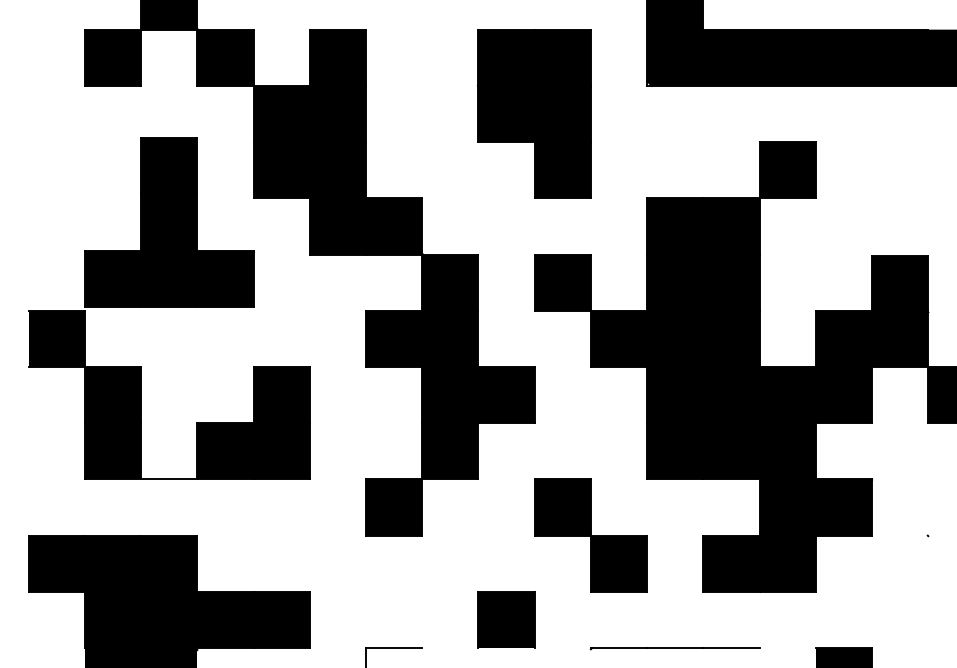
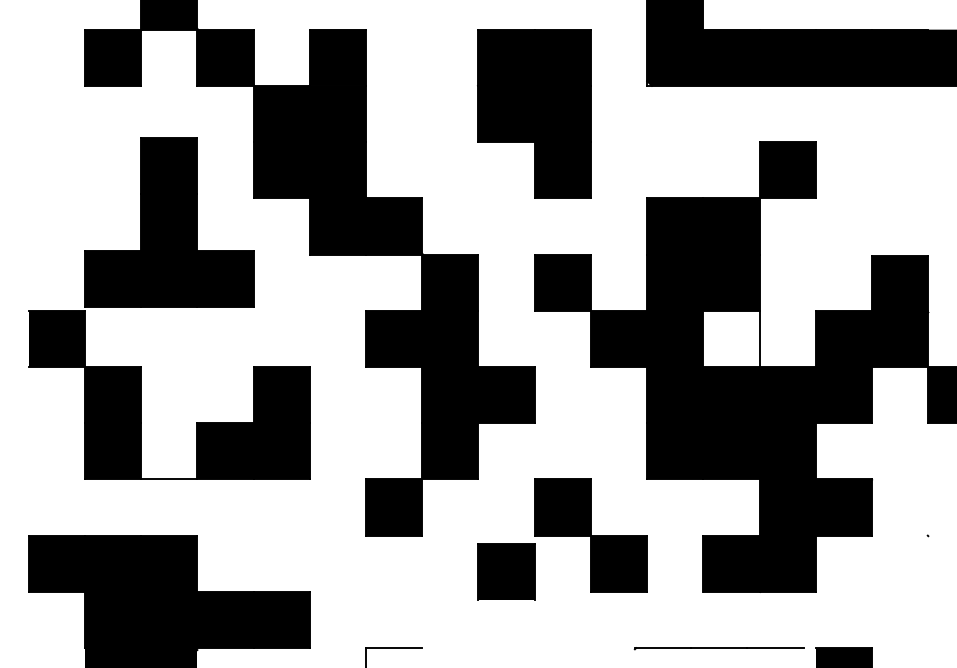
fill: present -> none (731, 338)
part position: (506, 619) -> (506, 571) (506, 571)
part position: (674, 648) -> (718, 648) (718, 648)
